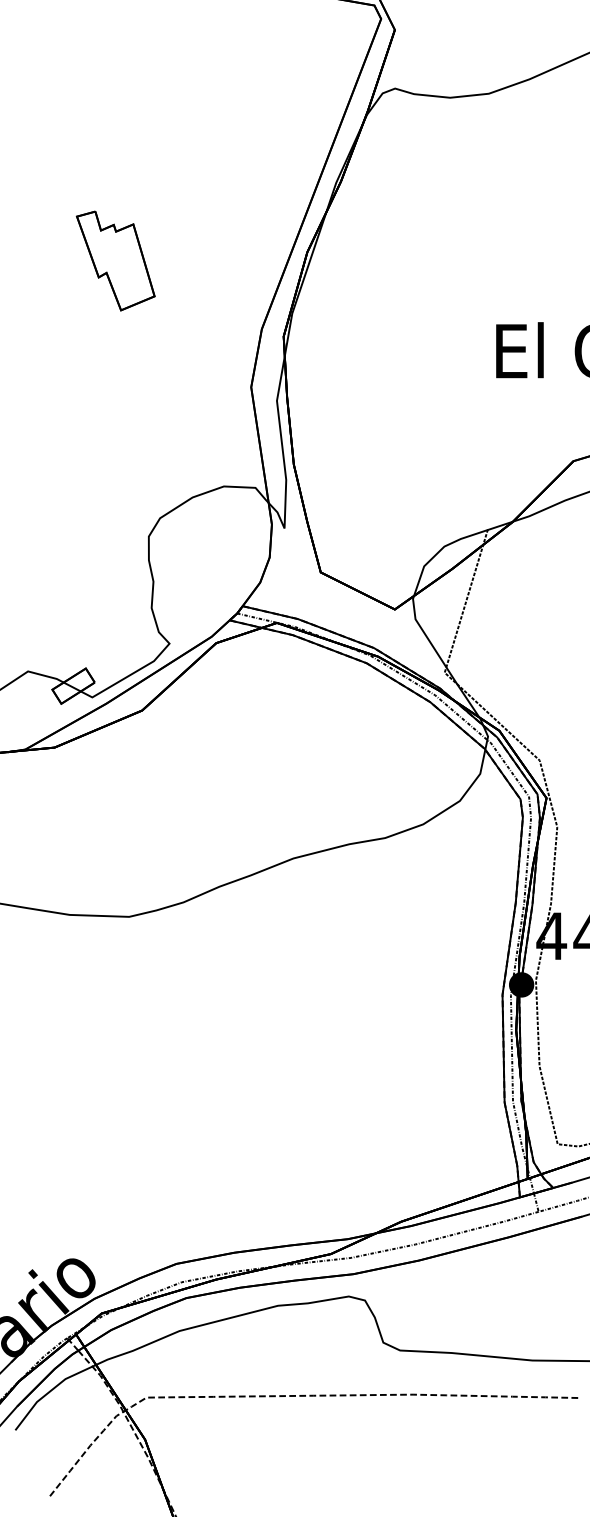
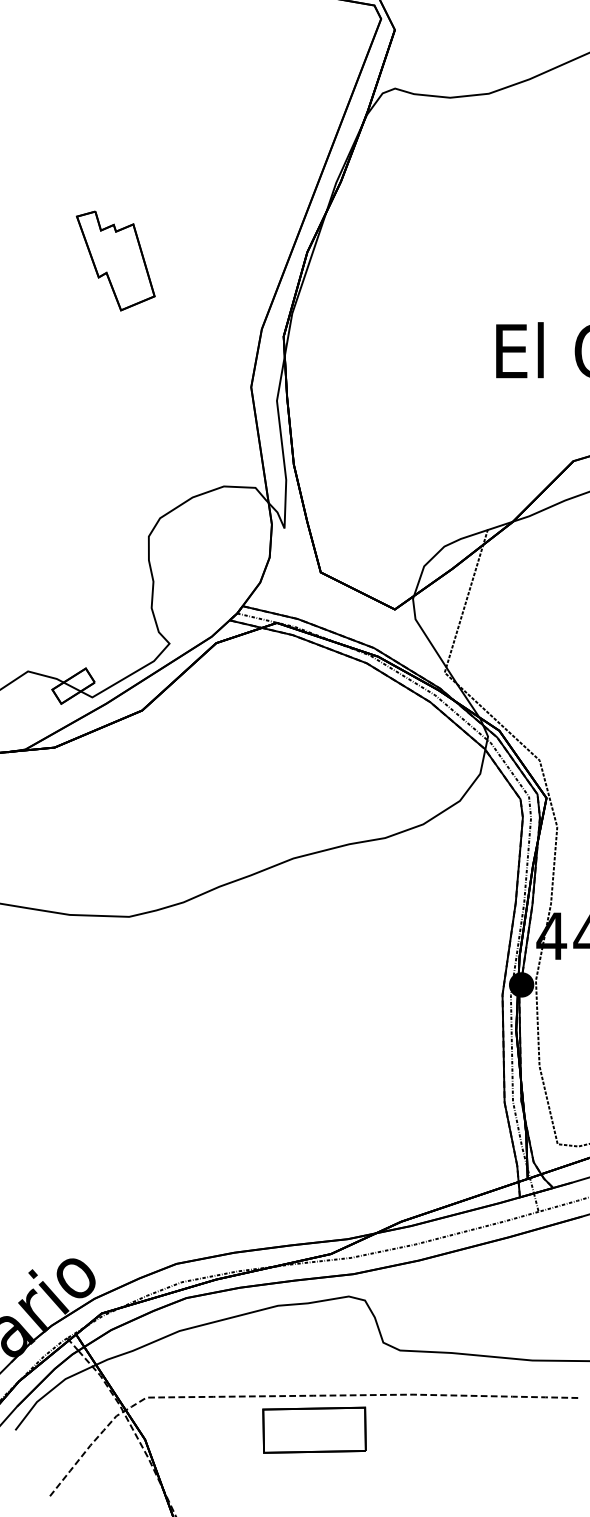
part: none -> present (314, 1429)
